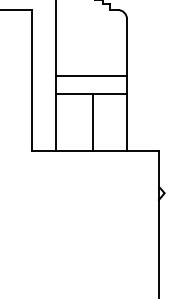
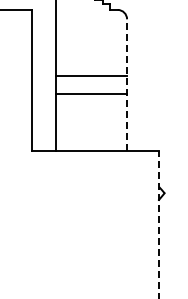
line: solid -> dashed (127, 84)
line: present -> none (93, 122)
line: solid -> dashed (158, 224)
